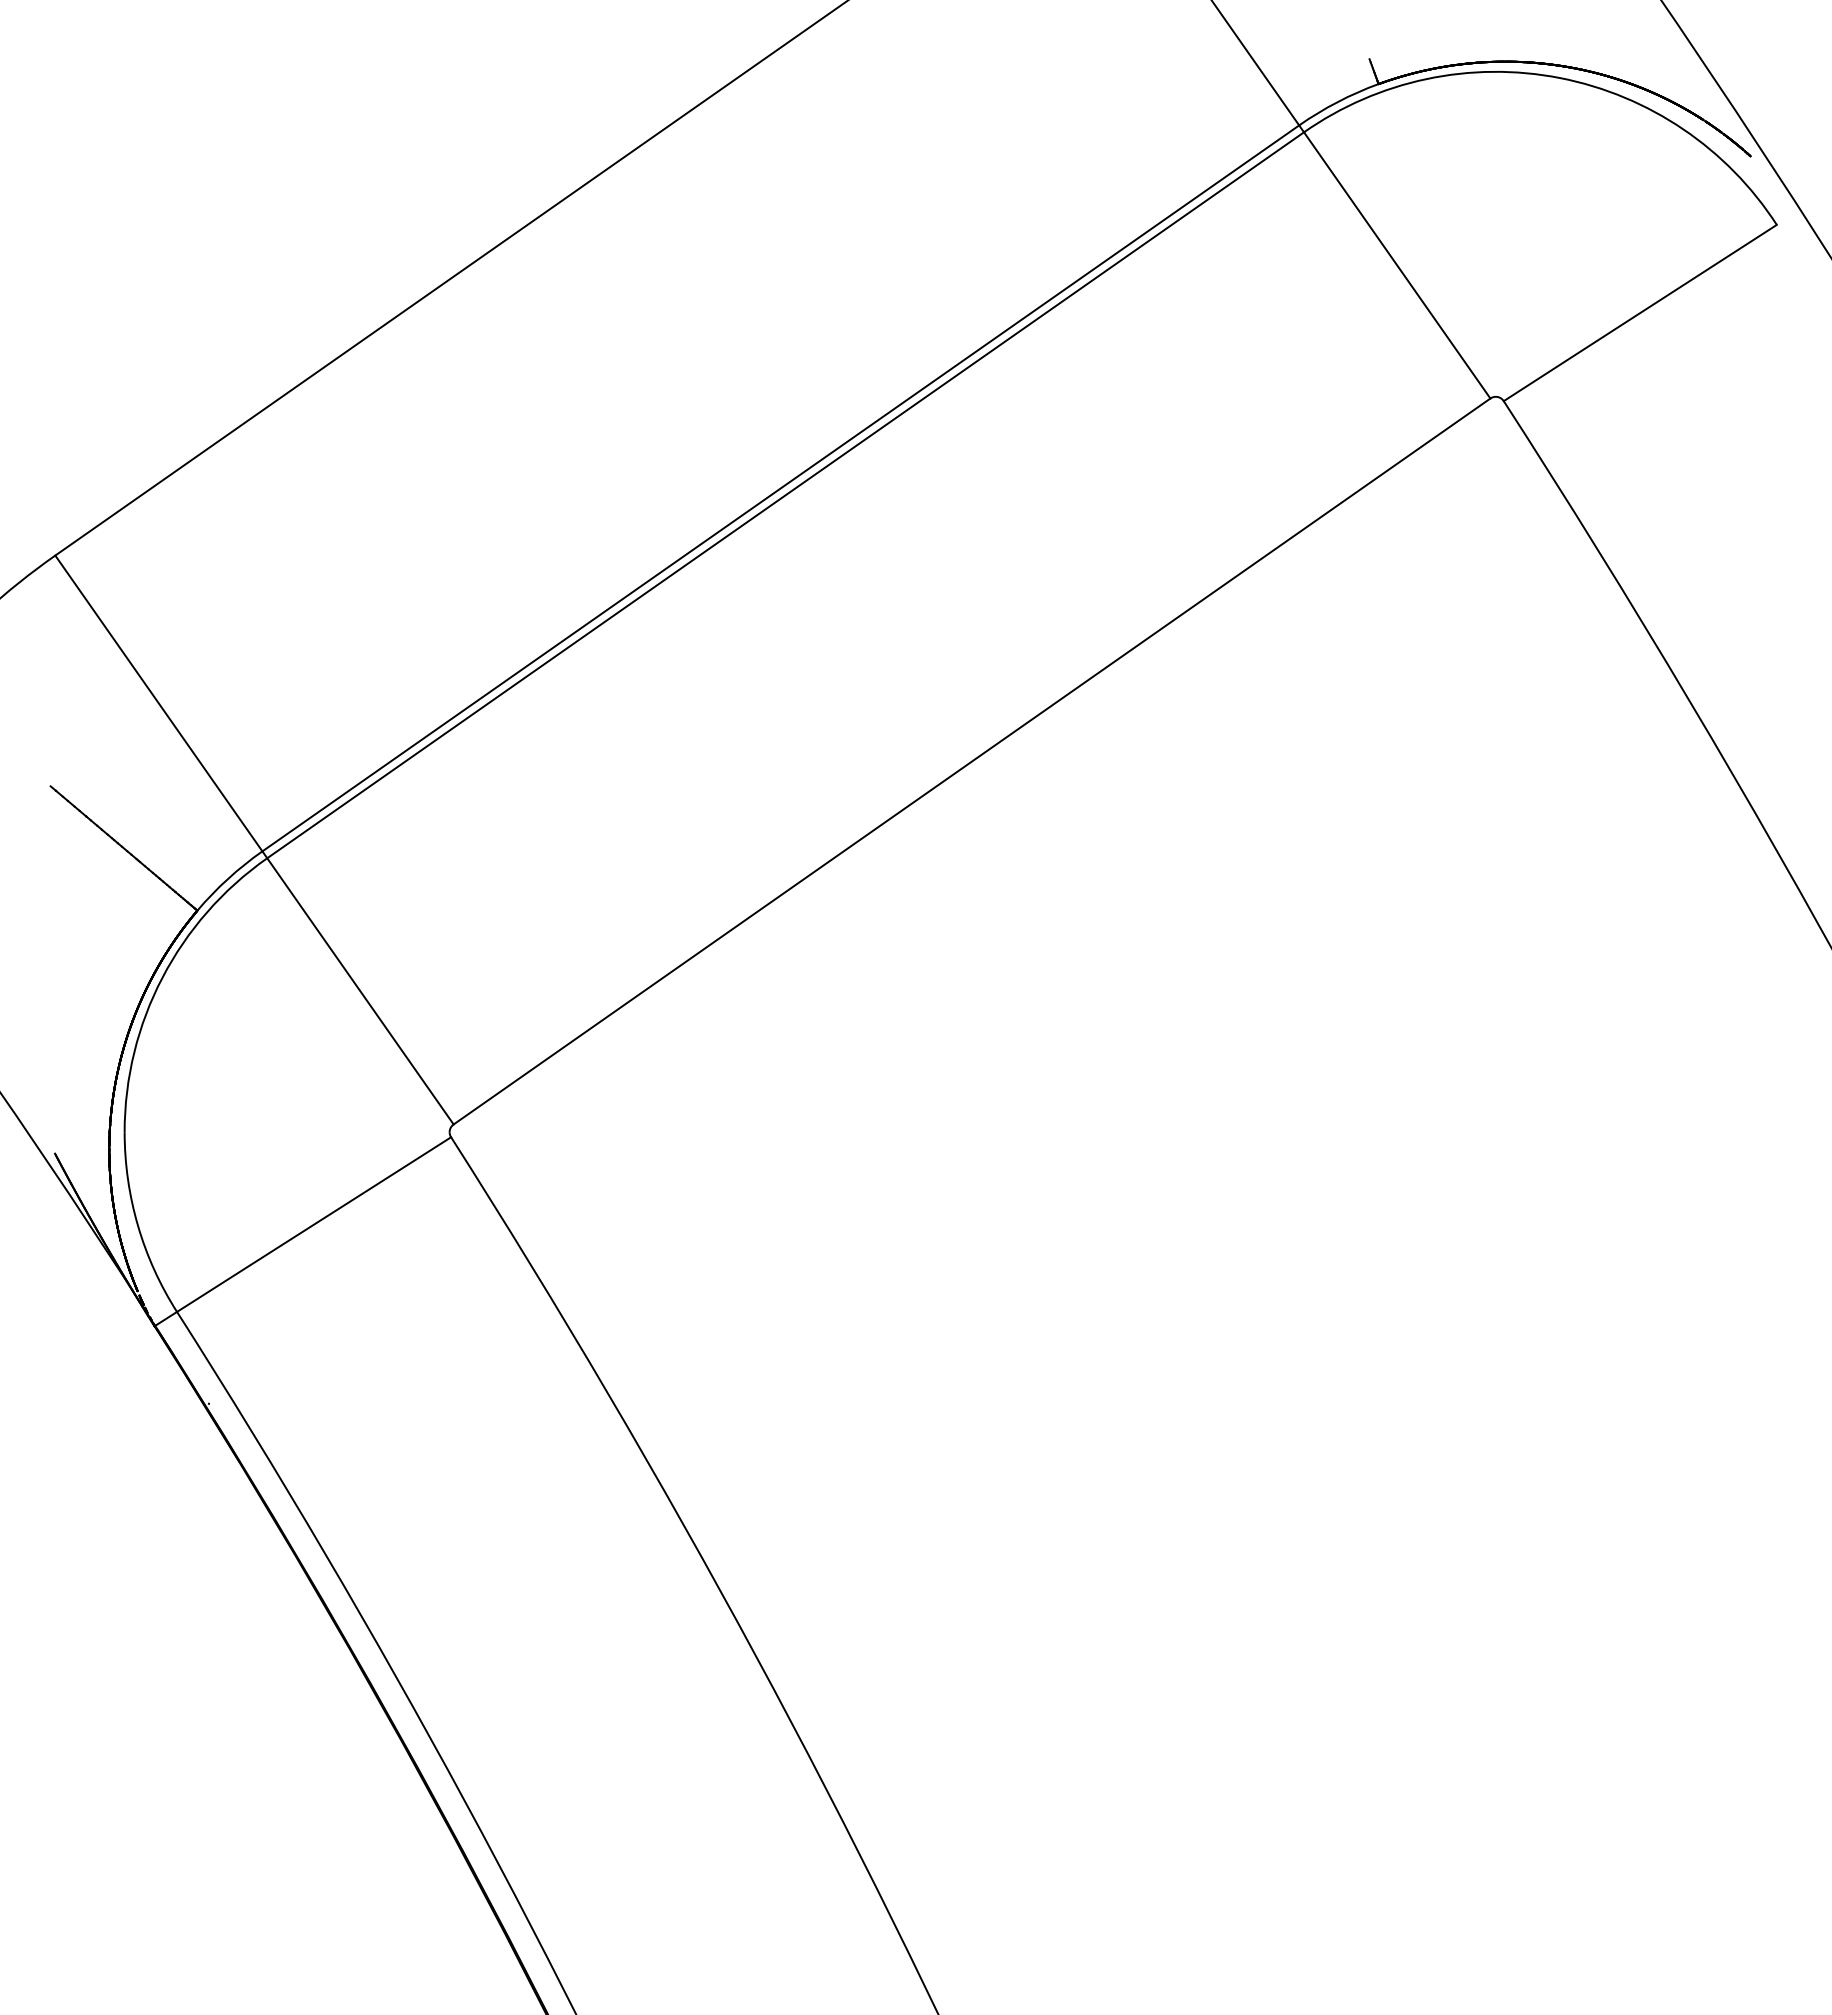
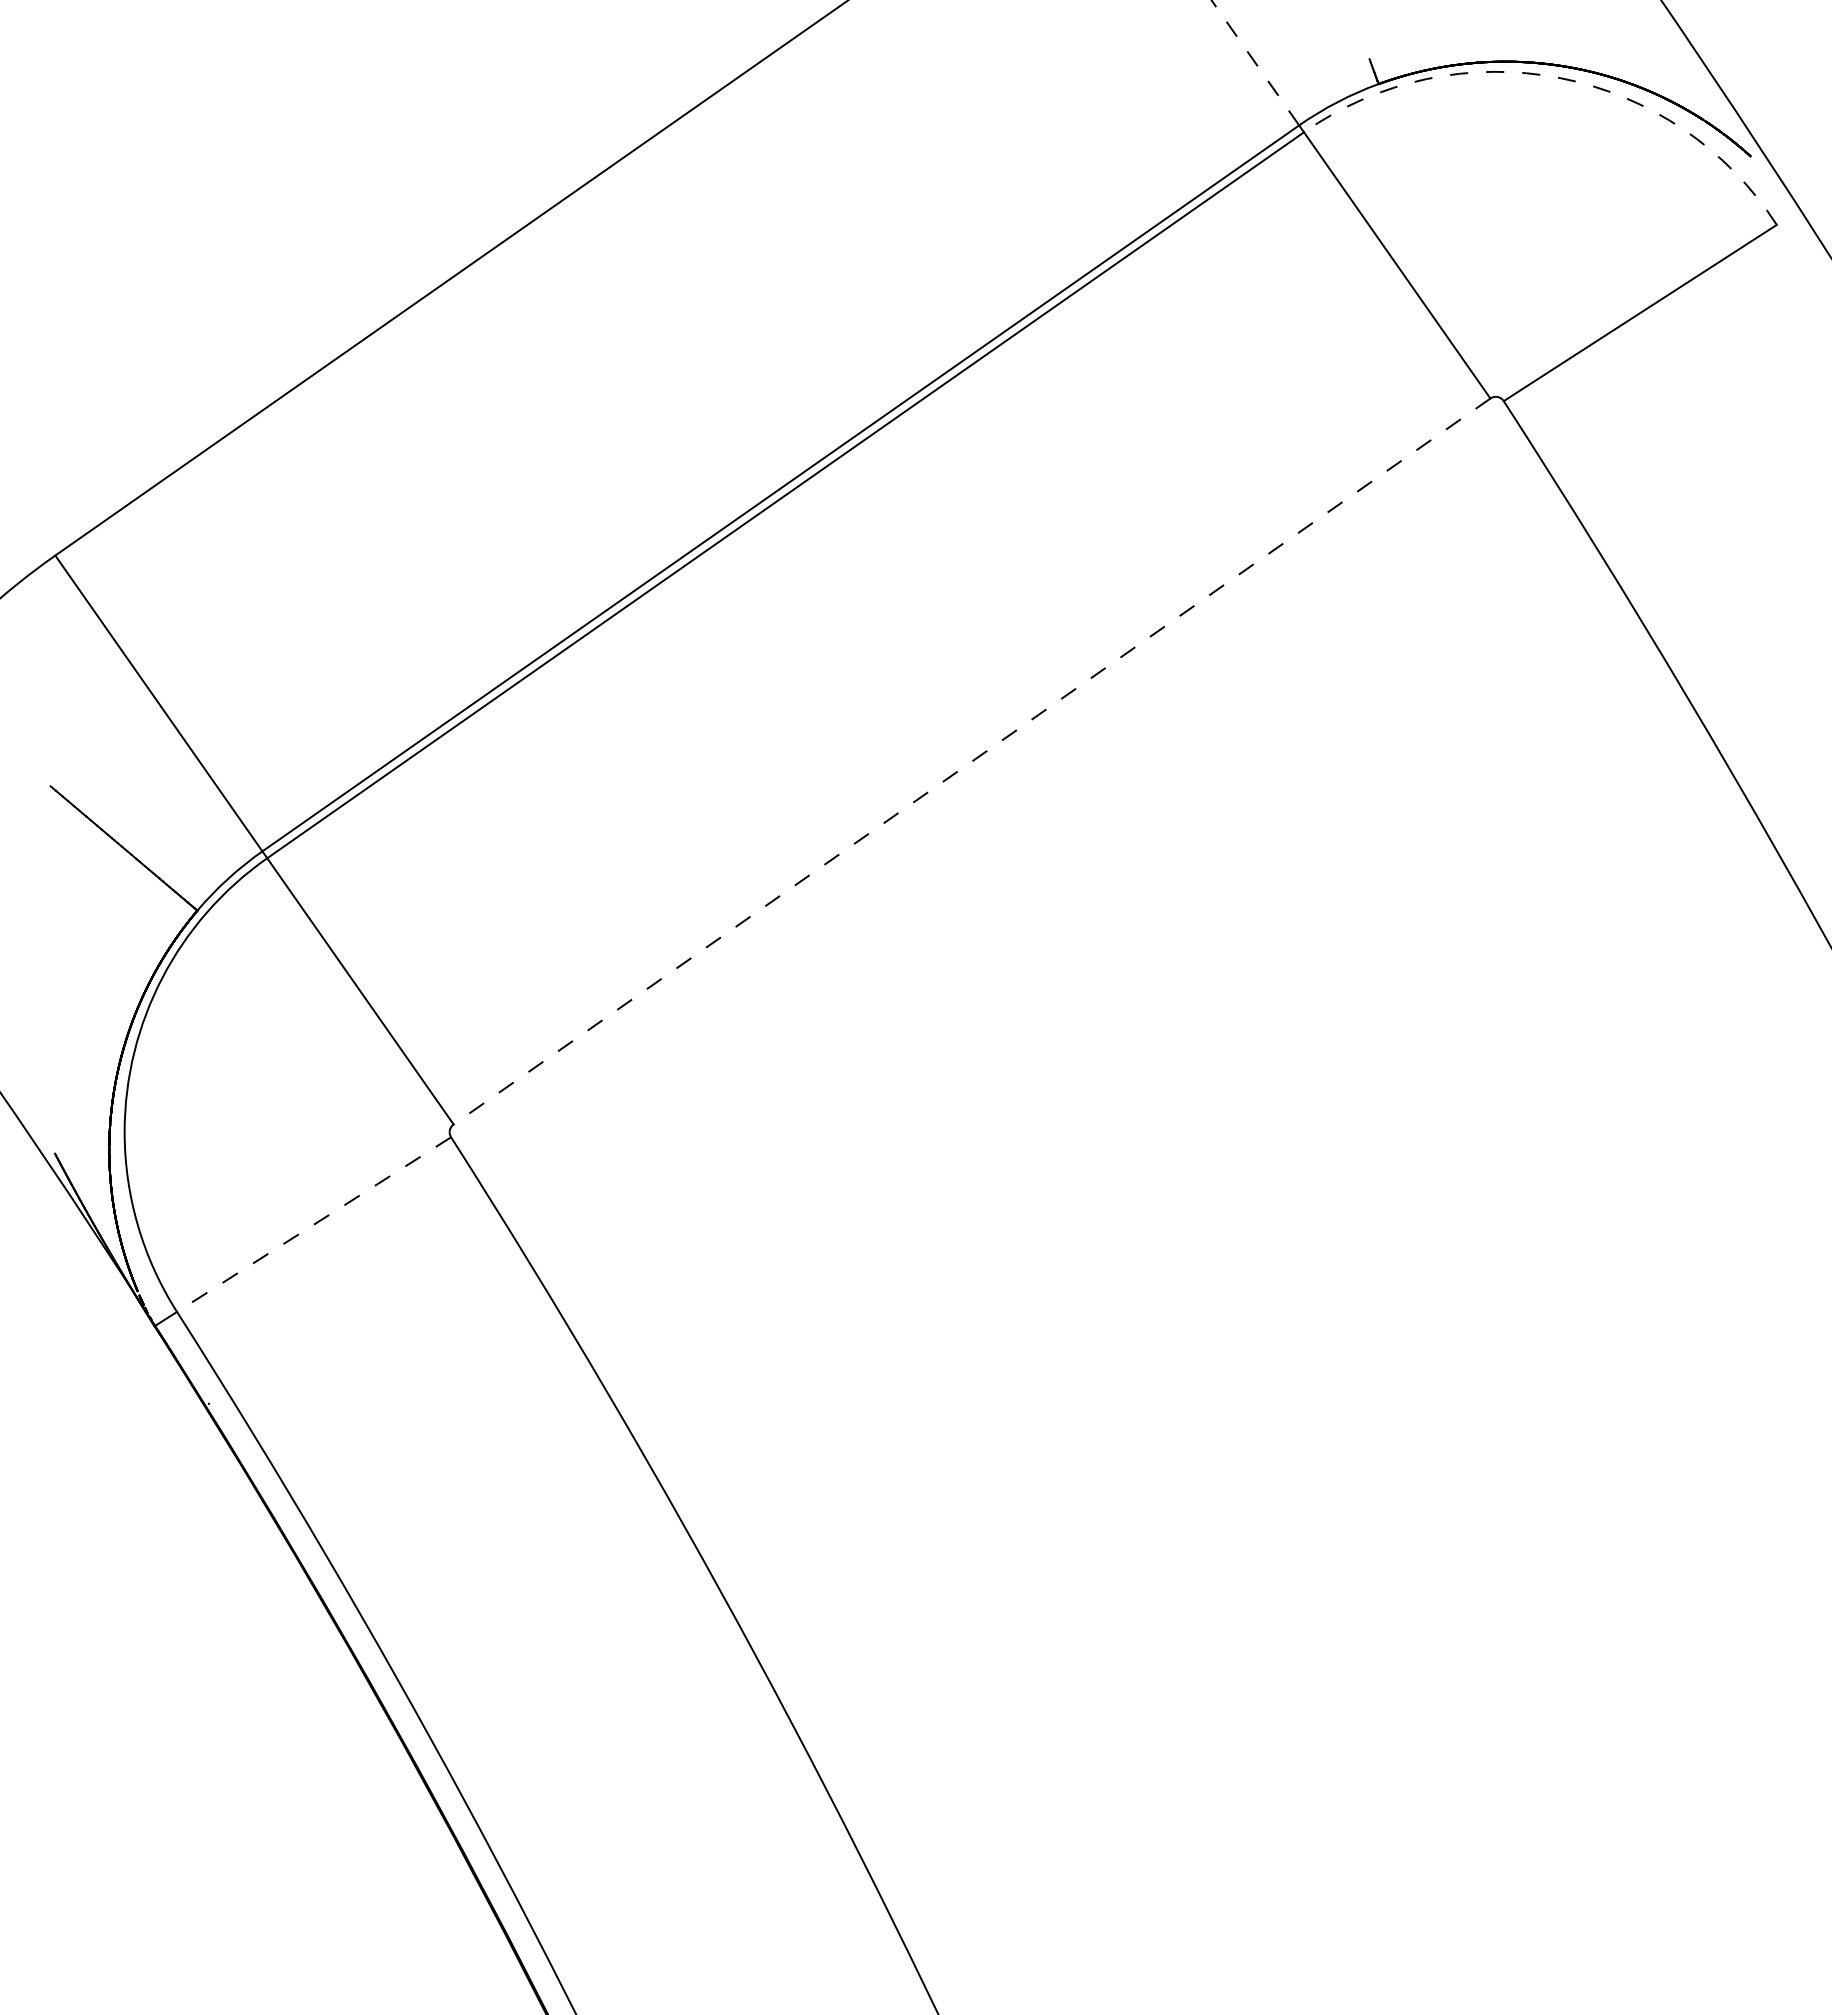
line: solid -> dashed (1255, 62)
arc: solid -> dashed (1560, 78)
line: solid -> dashed (972, 761)
line: solid -> dashed (313, 1224)
